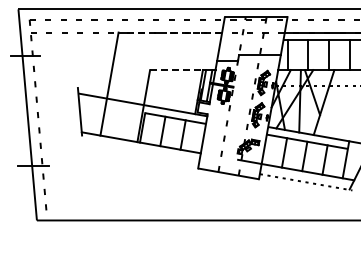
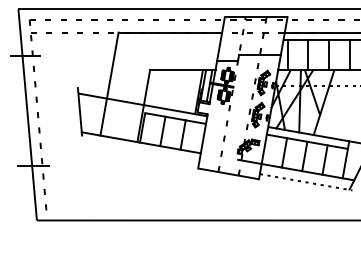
line: dashed -> solid (170, 32)
line: dashed -> solid (177, 70)
